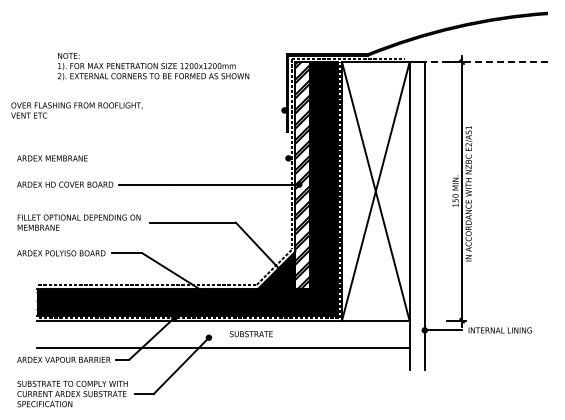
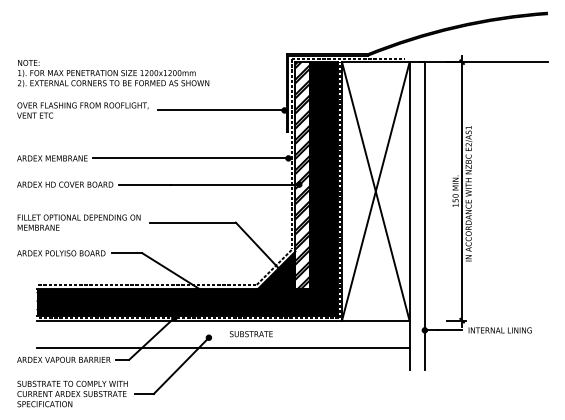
line: dashed -> solid (484, 62)
text position: (153, 66) -> (113, 73) (113, 73)
text position: (76, 110) -> (82, 110) (82, 110)
line: none -> present (221, 110)
line: none -> present (190, 158)
